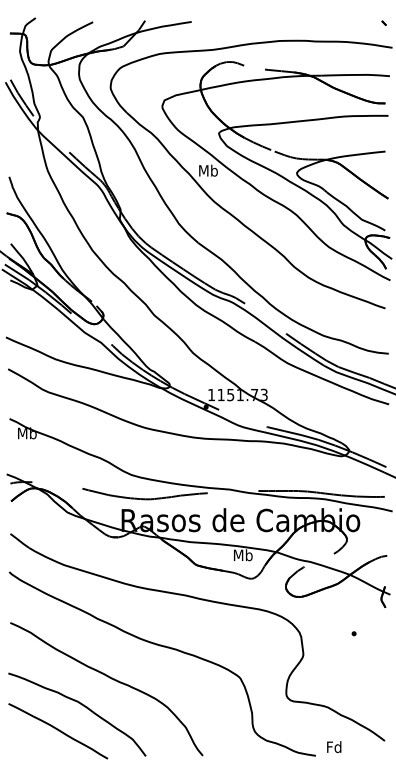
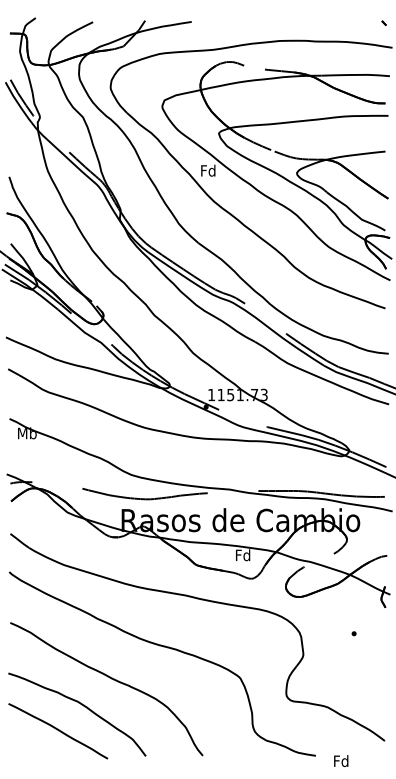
text: Mb -> Fd (208, 170)
text: Mb -> Fd (242, 555)
text position: (334, 746) -> (341, 760) (341, 760)
